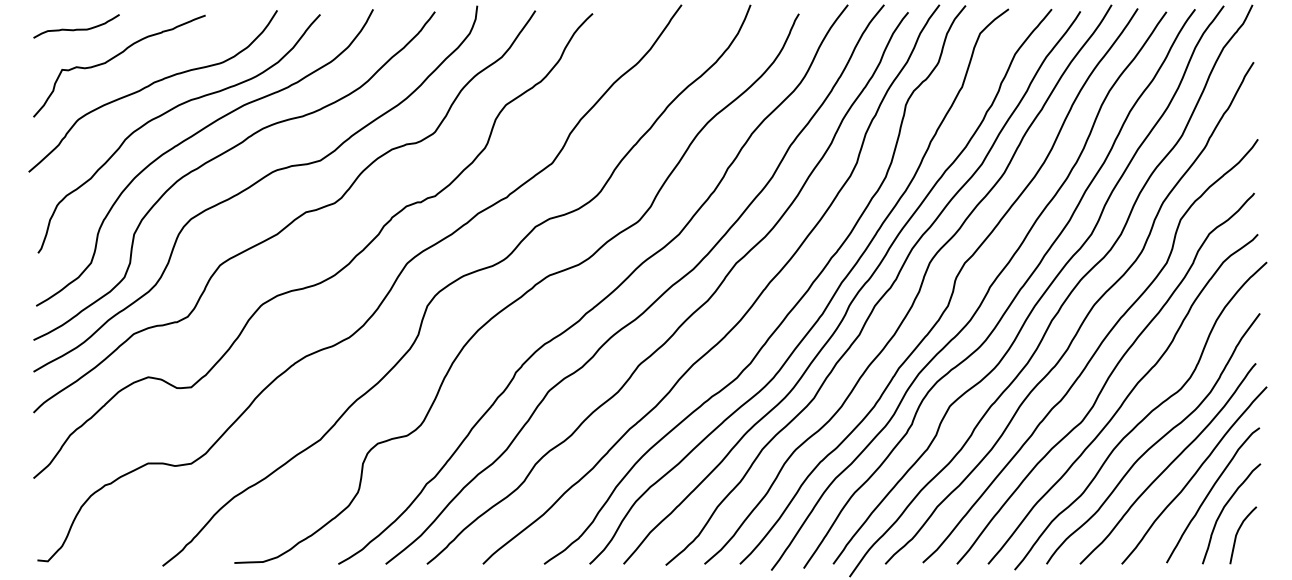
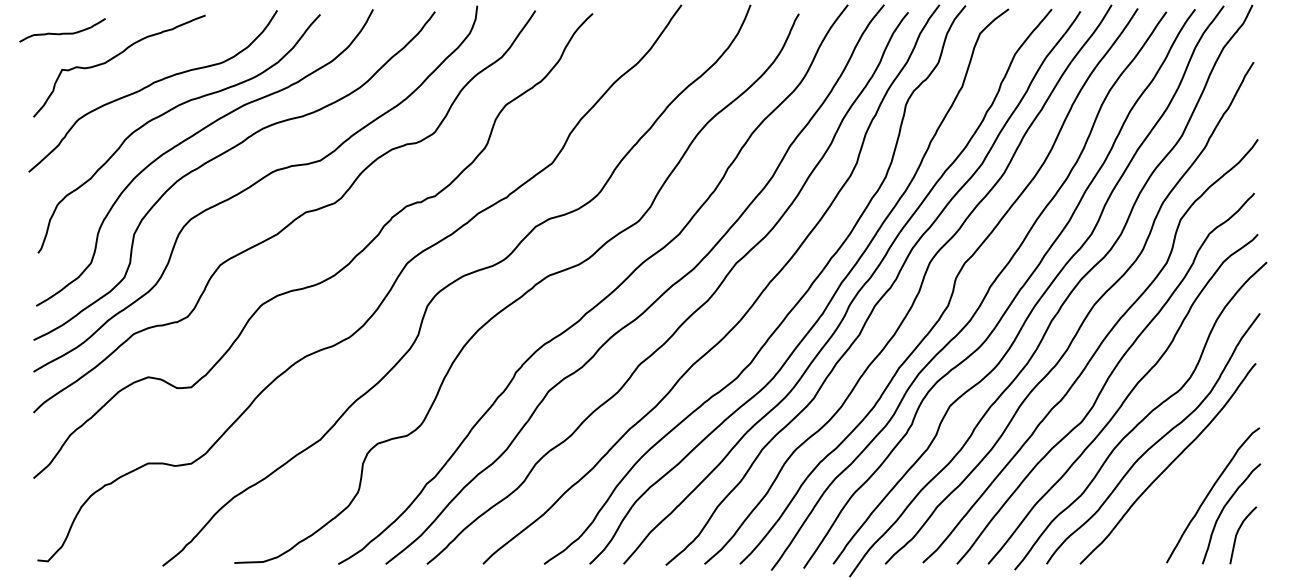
curve position: (76, 28) -> (62, 32) (62, 32)
curve: present -> none (1194, 475)
